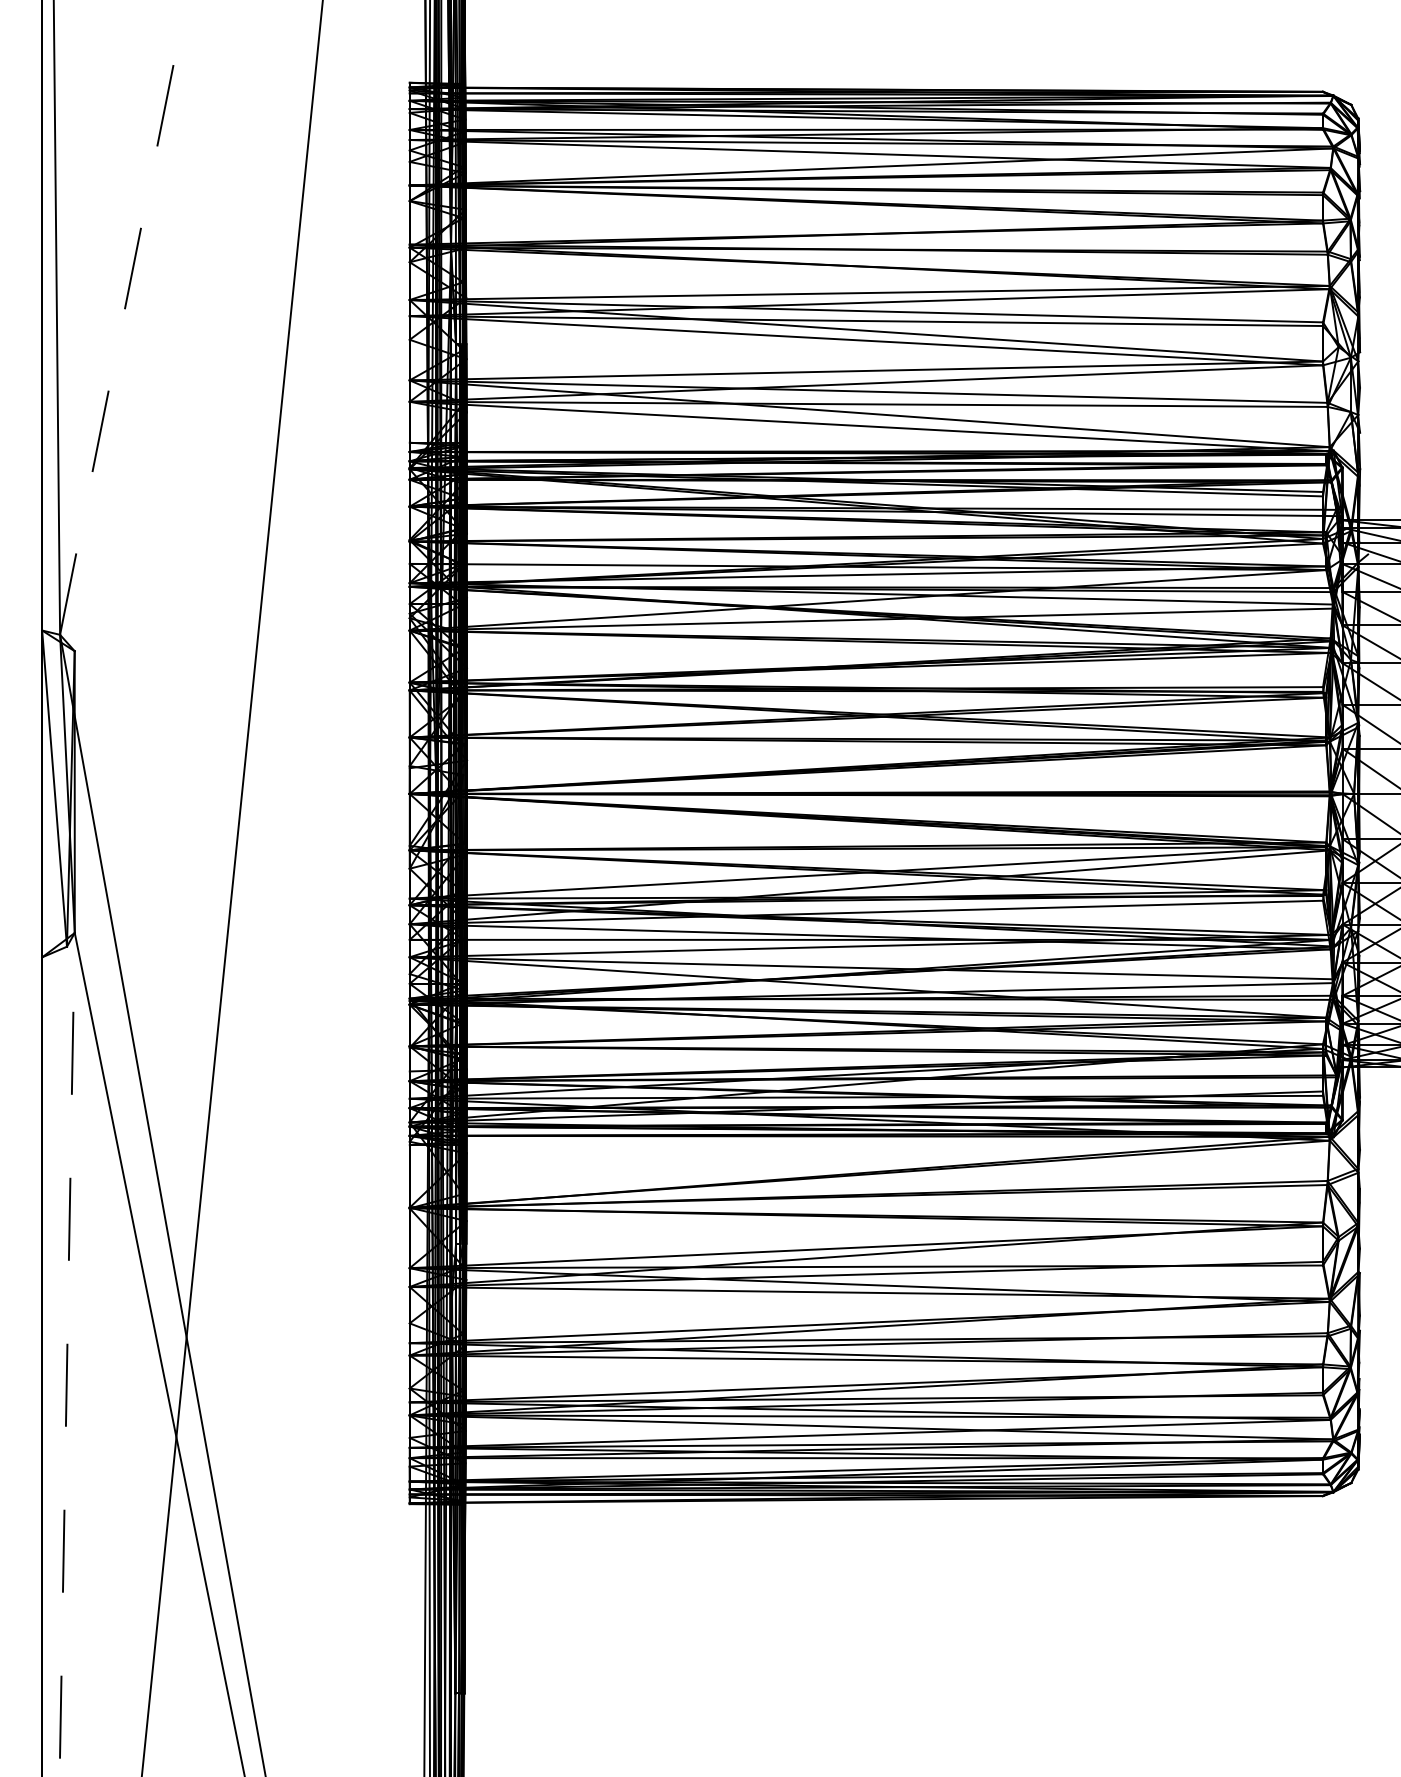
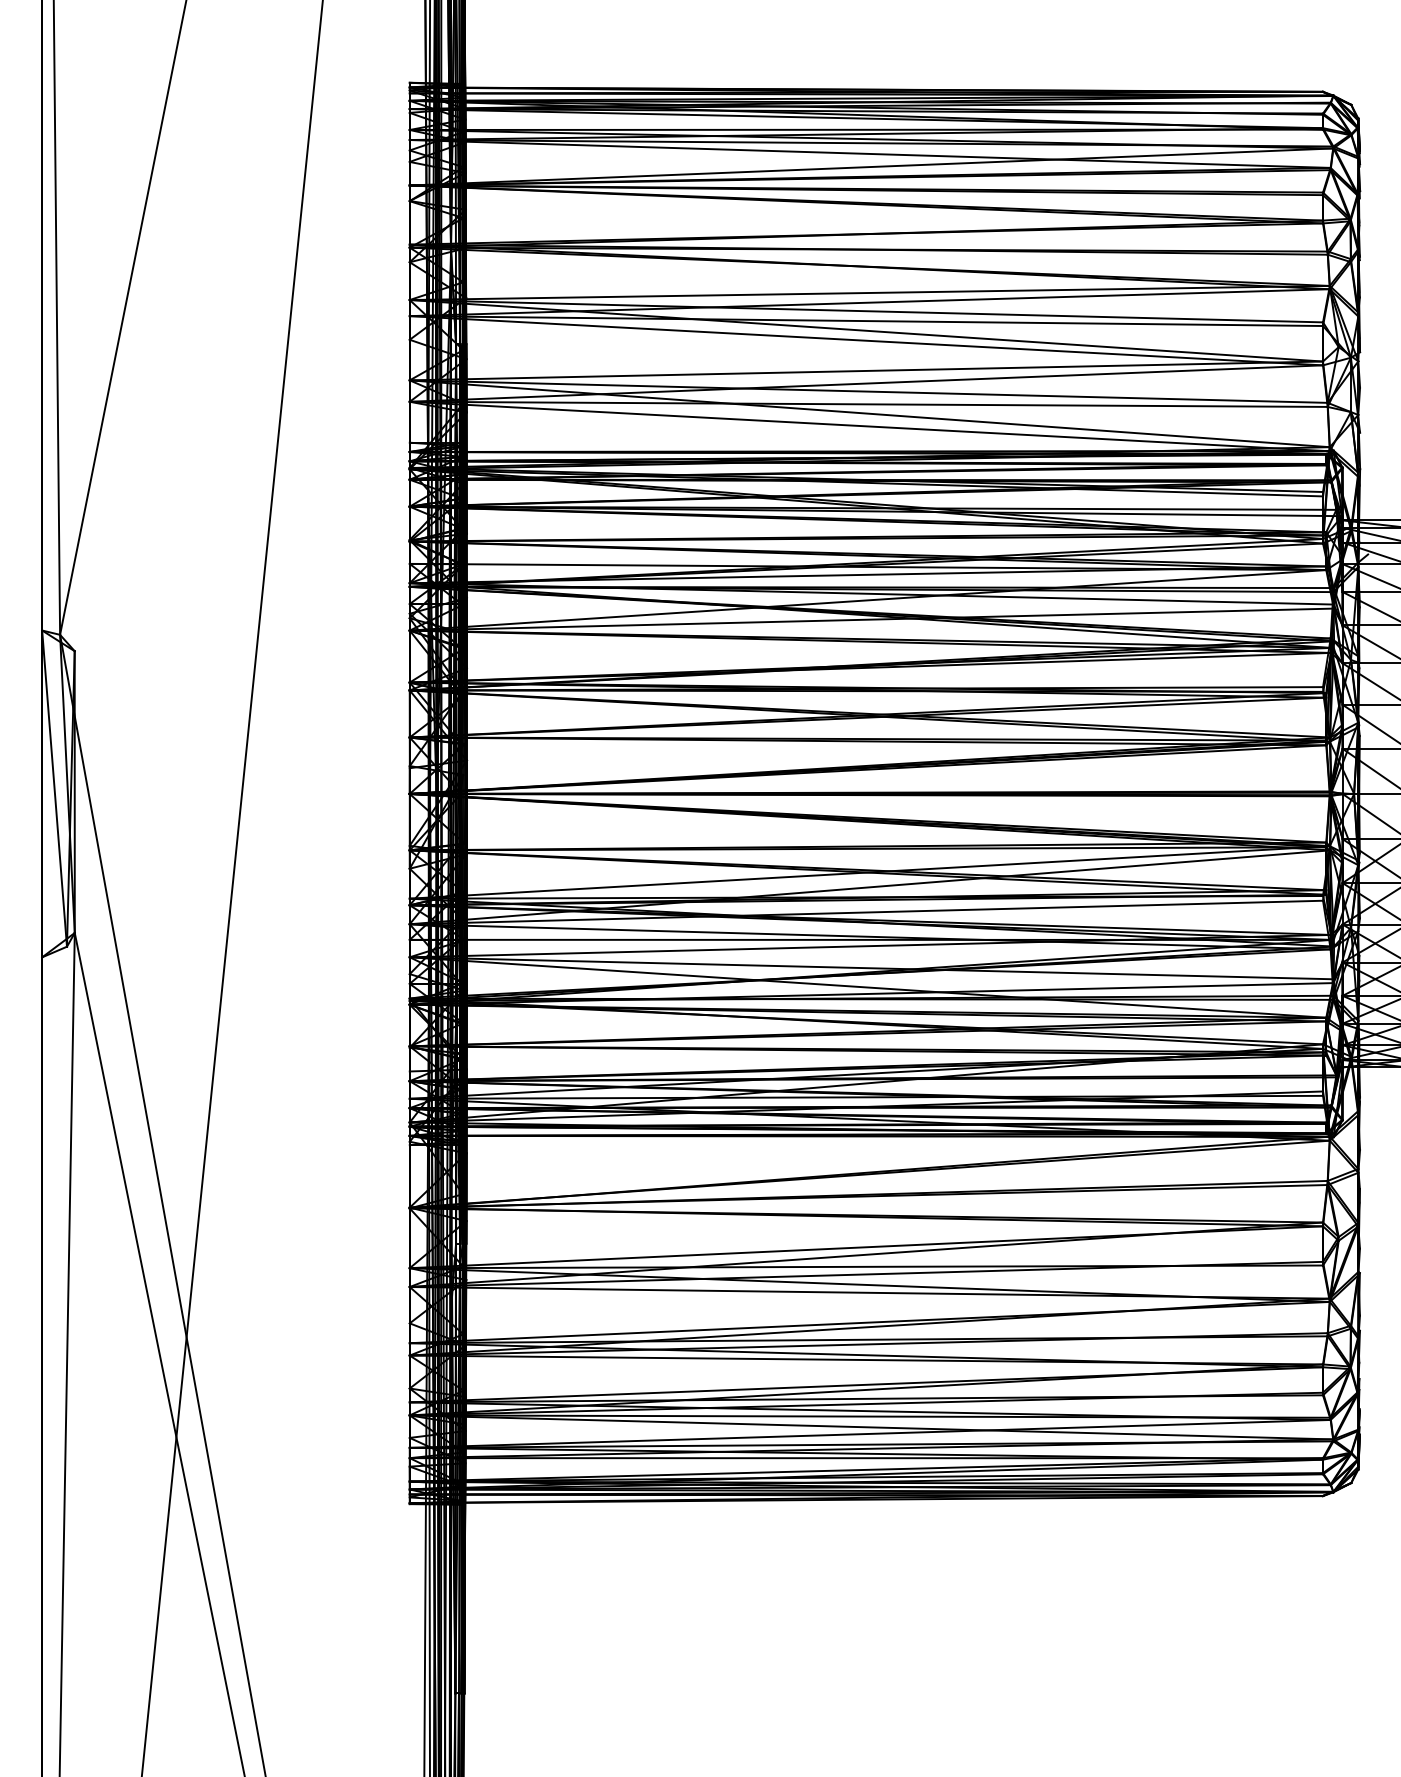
line: dashed -> solid (123, 317)
line: dashed -> solid (67, 1354)
